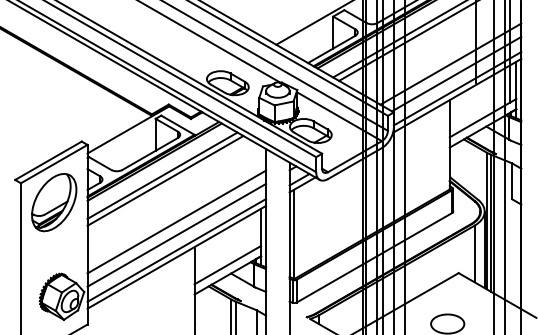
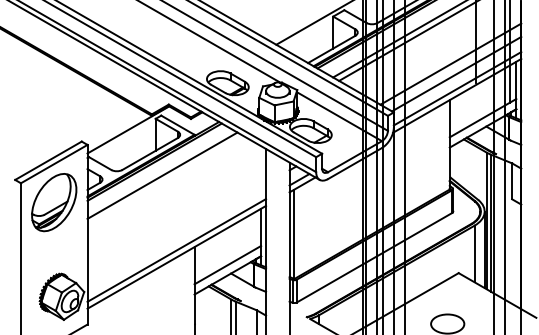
line: present -> none (165, 180)
line: present -> none (176, 221)
line: present -> none (176, 234)
